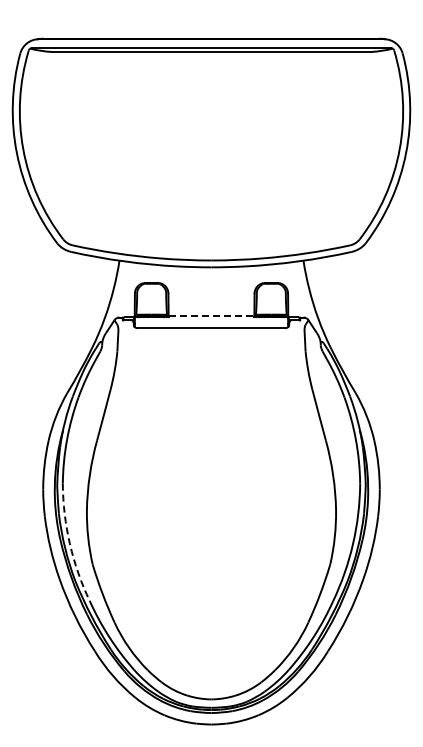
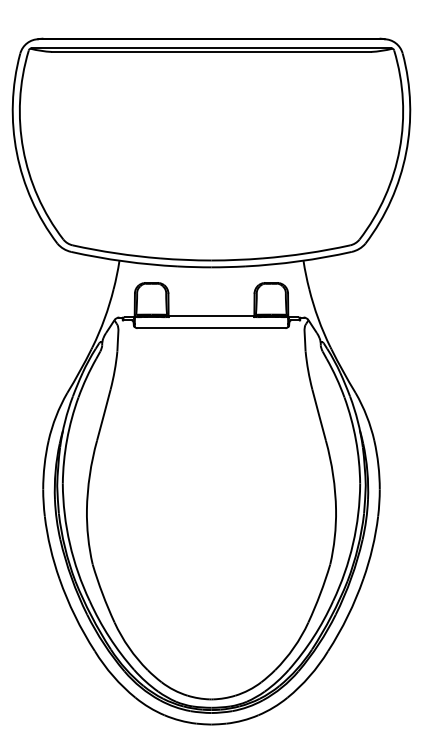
line: dashed -> solid (211, 315)
arc: dashed -> solid (69, 543)
